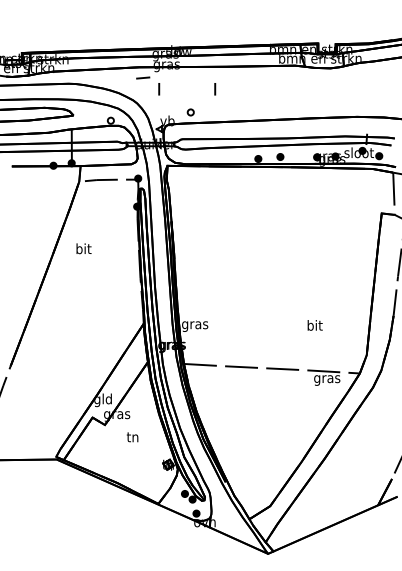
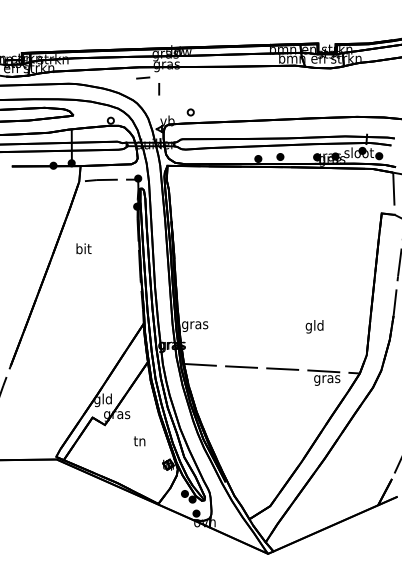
line: present -> none (215, 89)
text: bit -> gld (314, 326)
text position: (132, 437) -> (139, 441) (139, 441)
